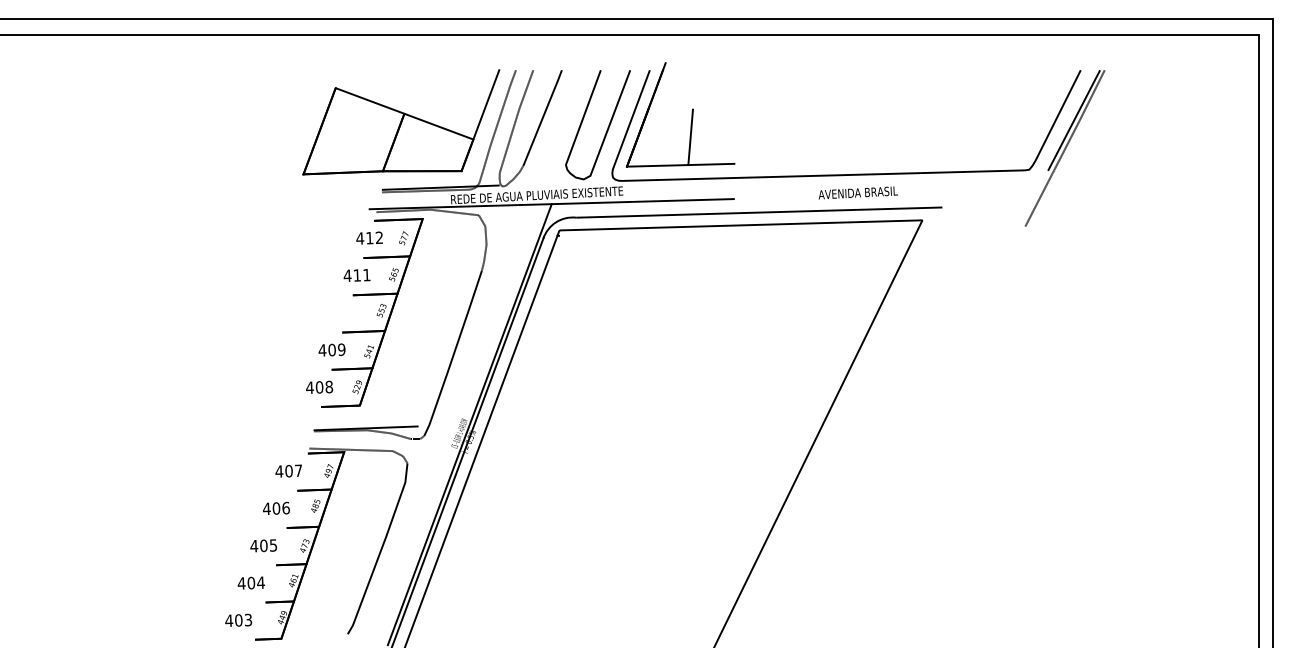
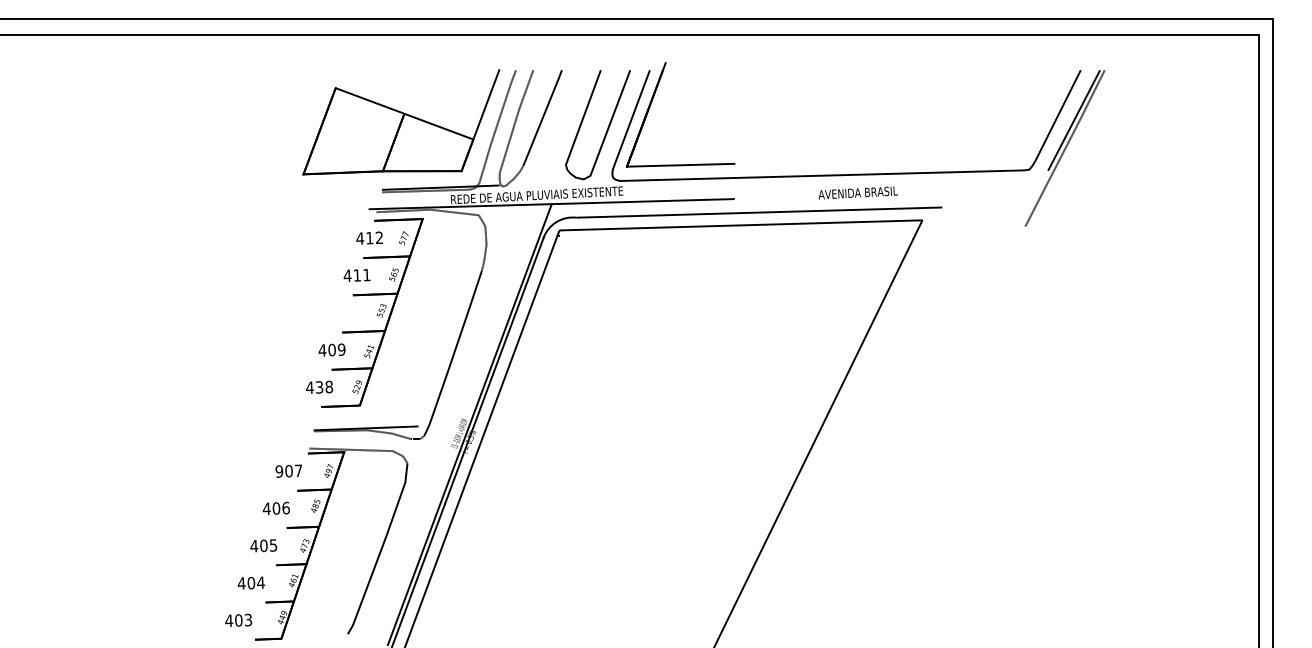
line: present -> none (690, 137)
text: 408 -> 438 (319, 387)
text: 407 -> 907 (279, 471)
